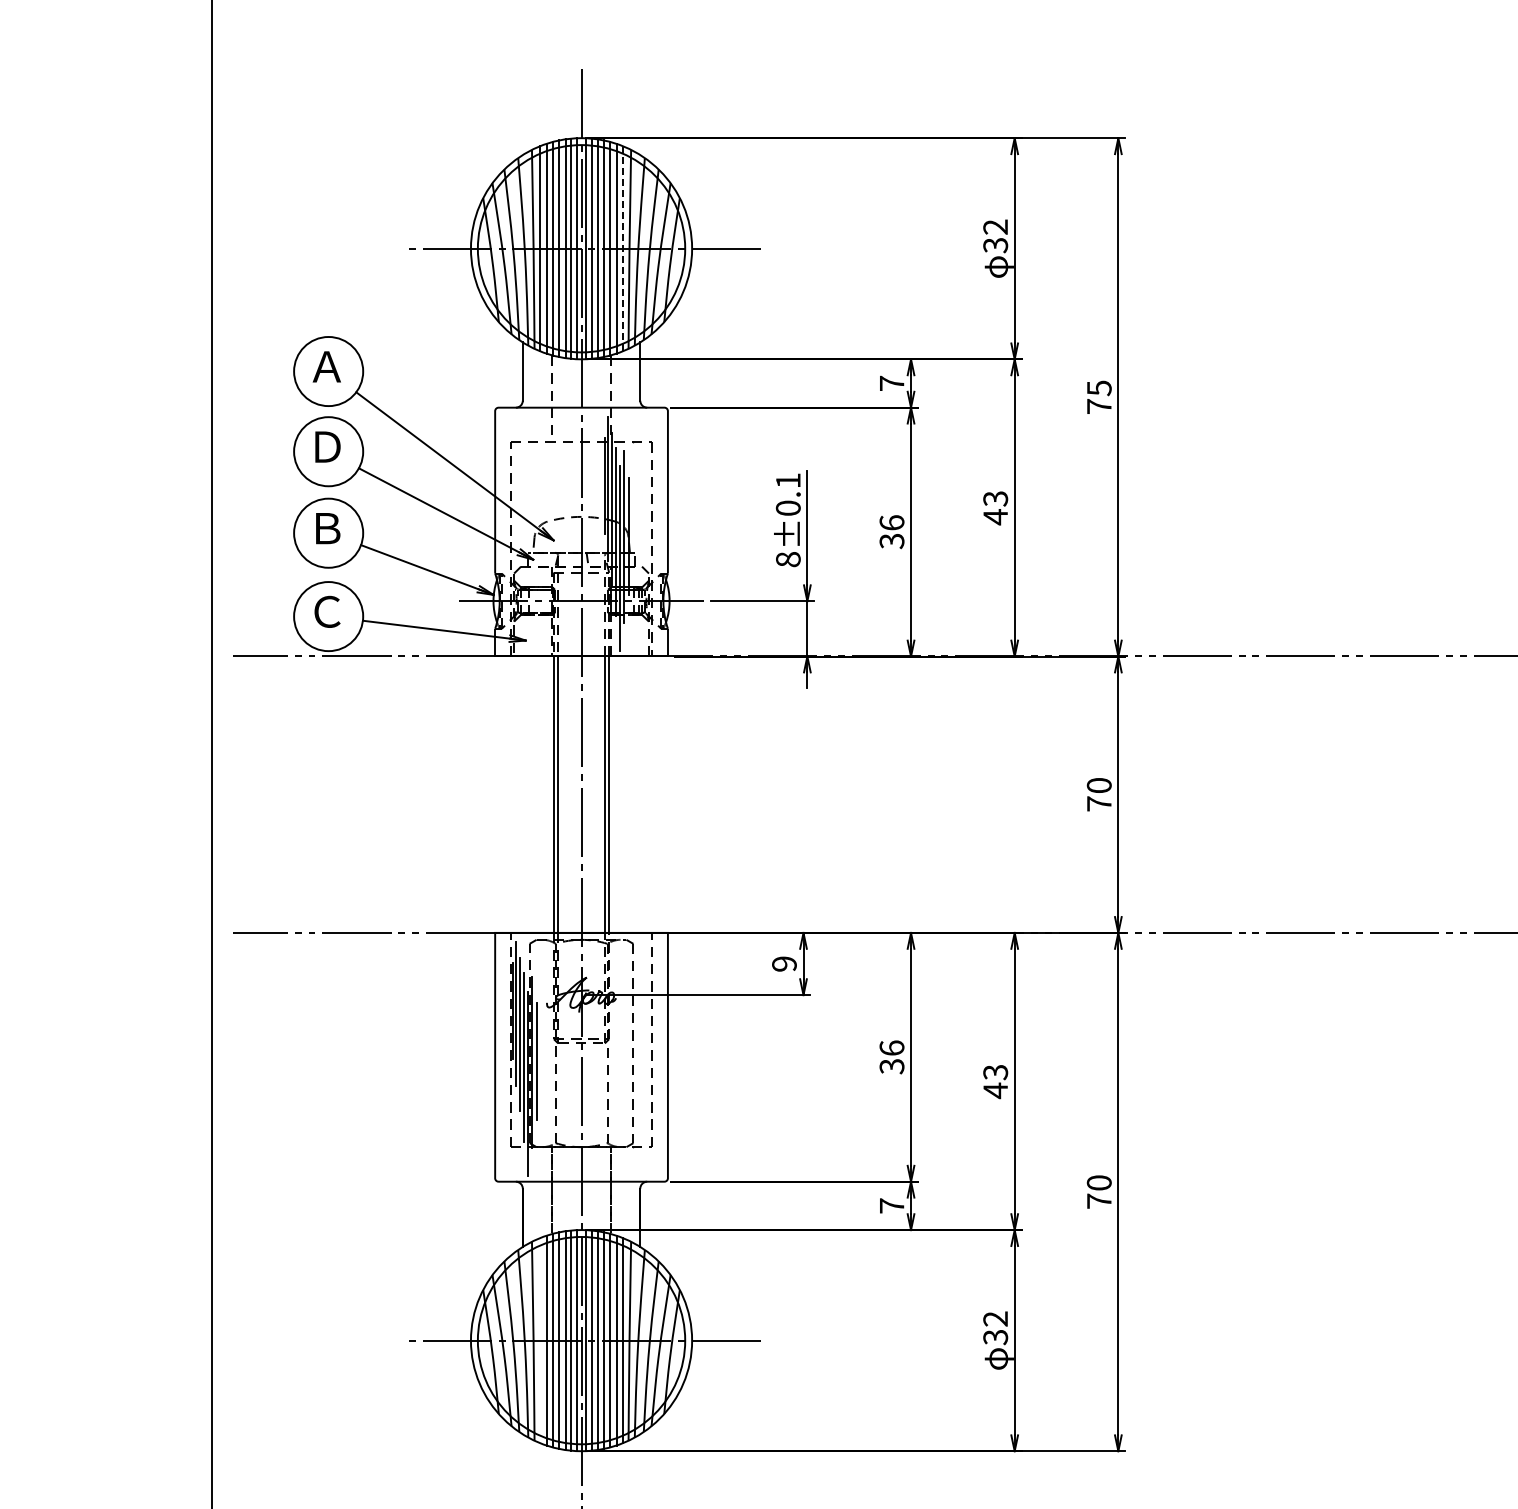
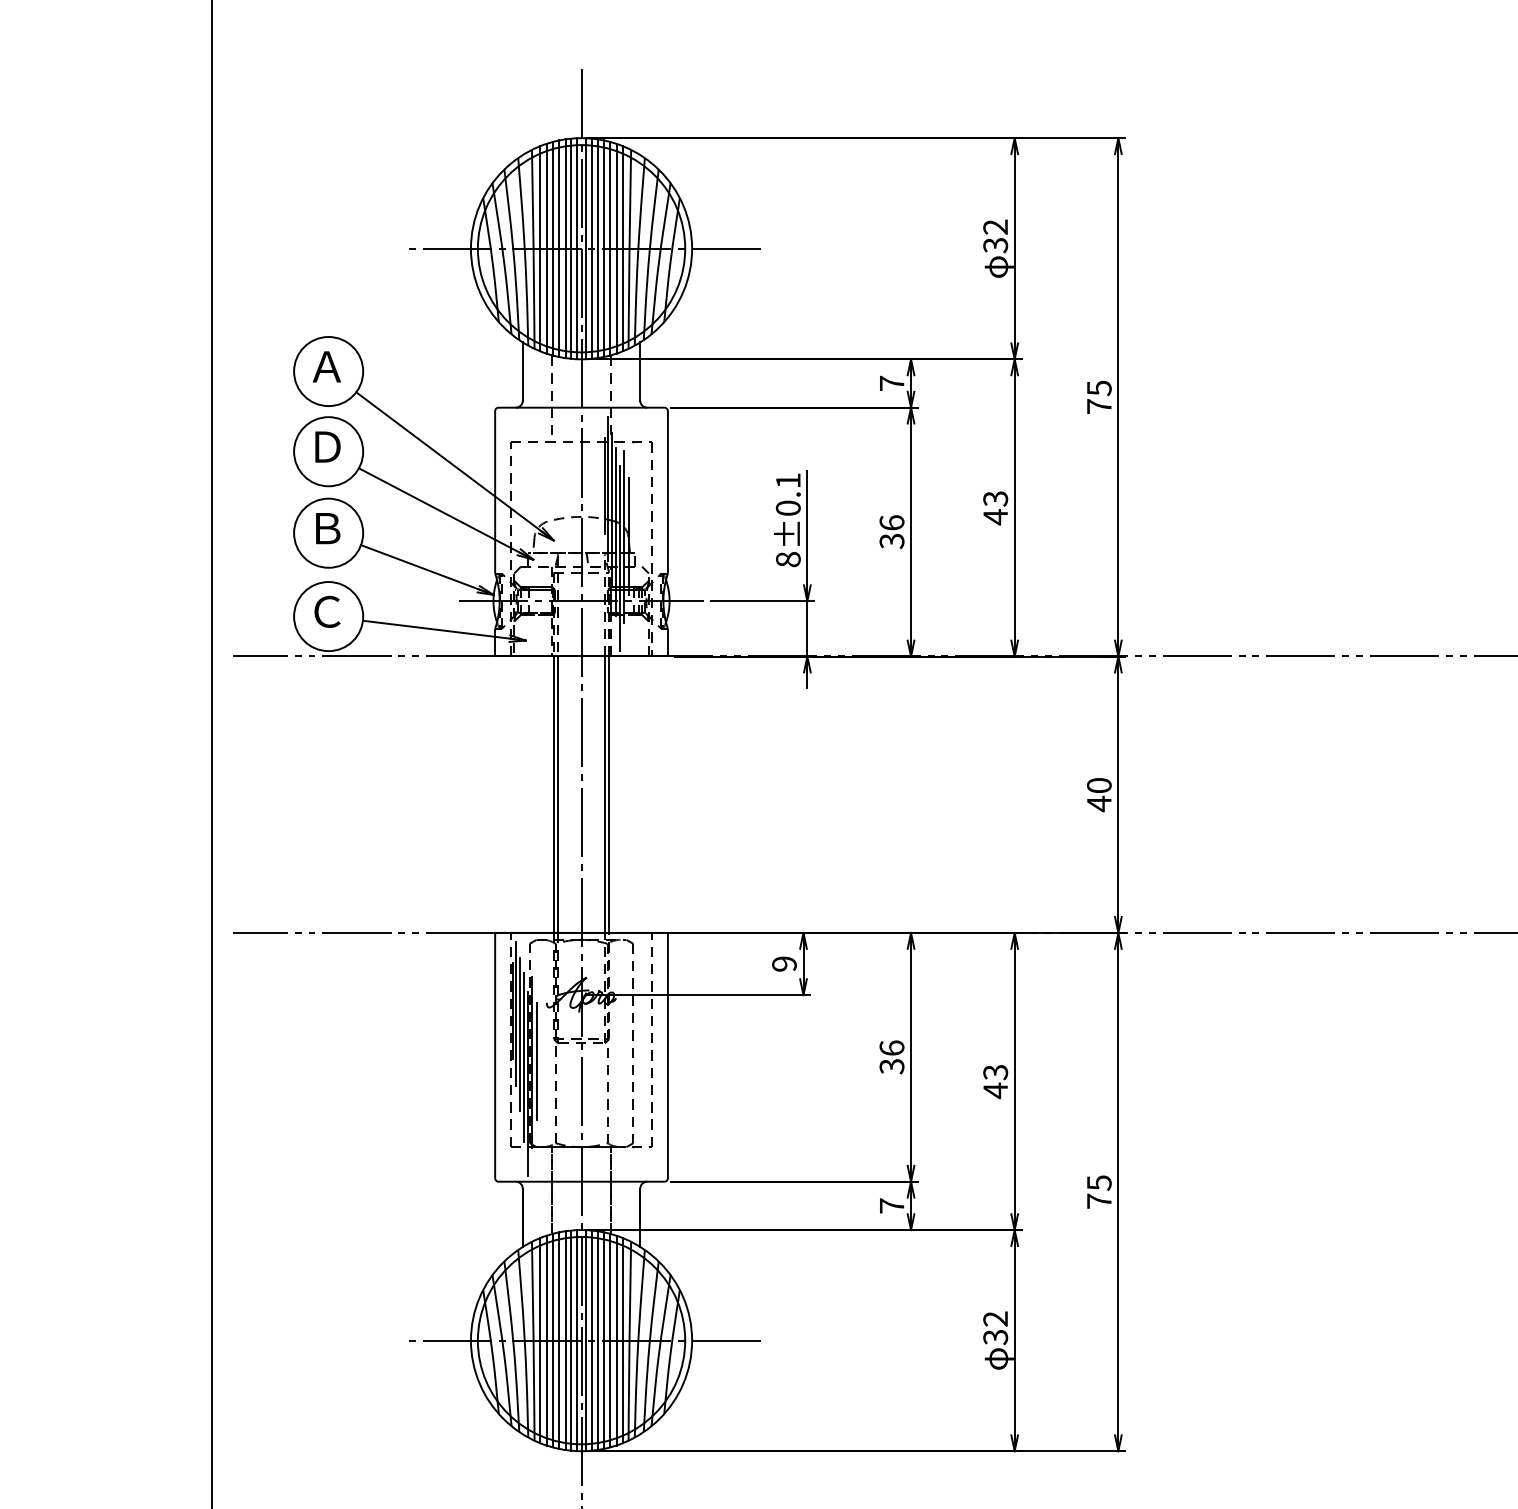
line: dashed -> solid (622, 248)
text: 70 -> 40 (1099, 803)
text: 70 -> 75 (1098, 1182)
line: none -> present (540, 1340)
